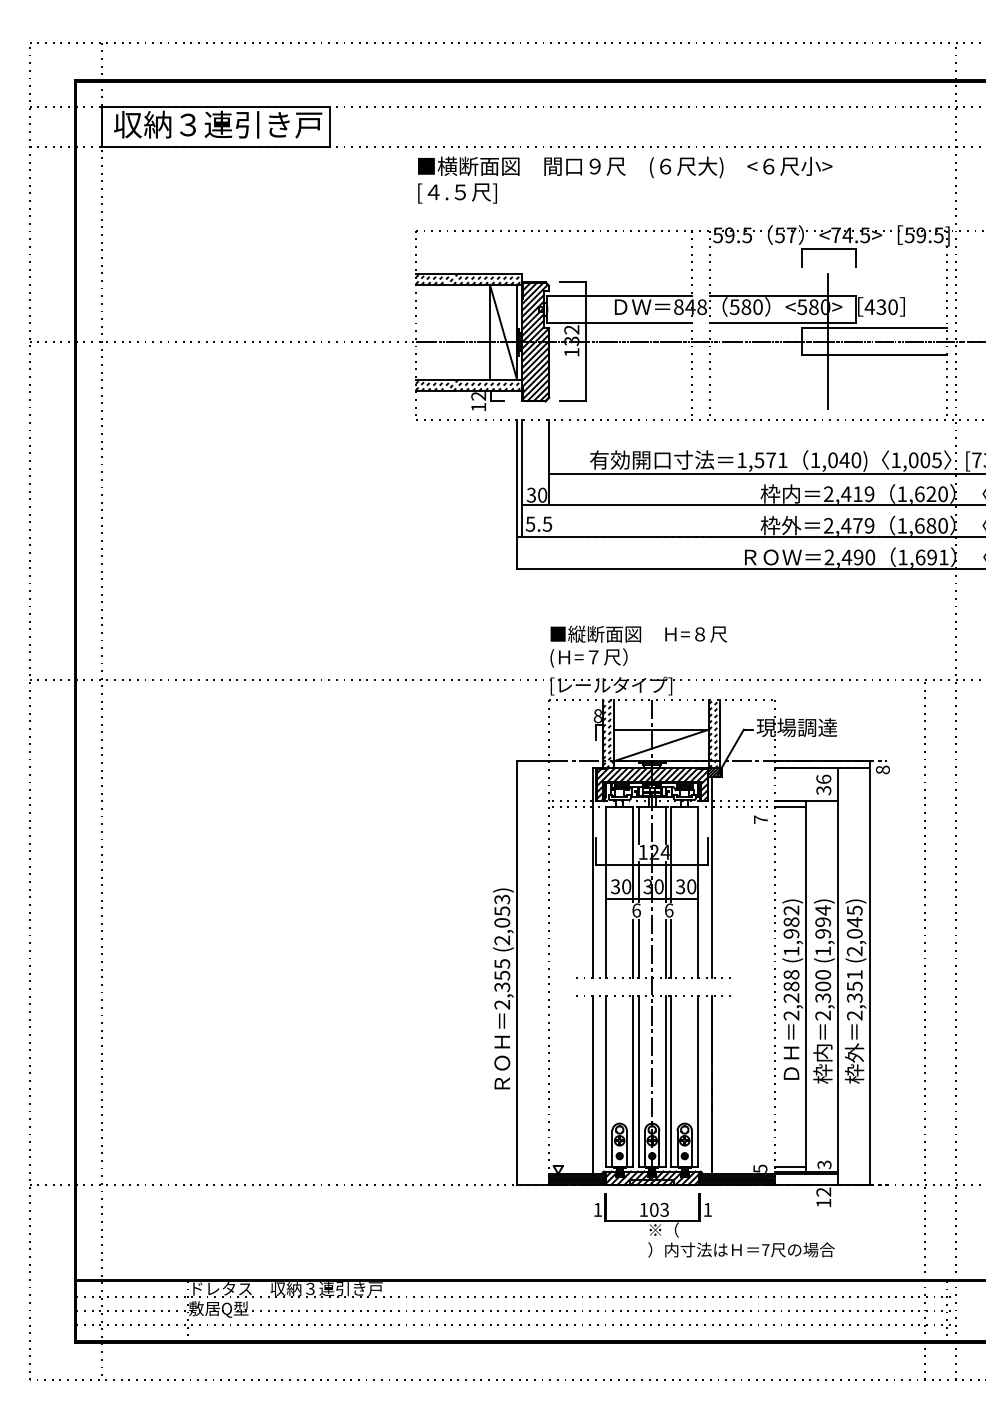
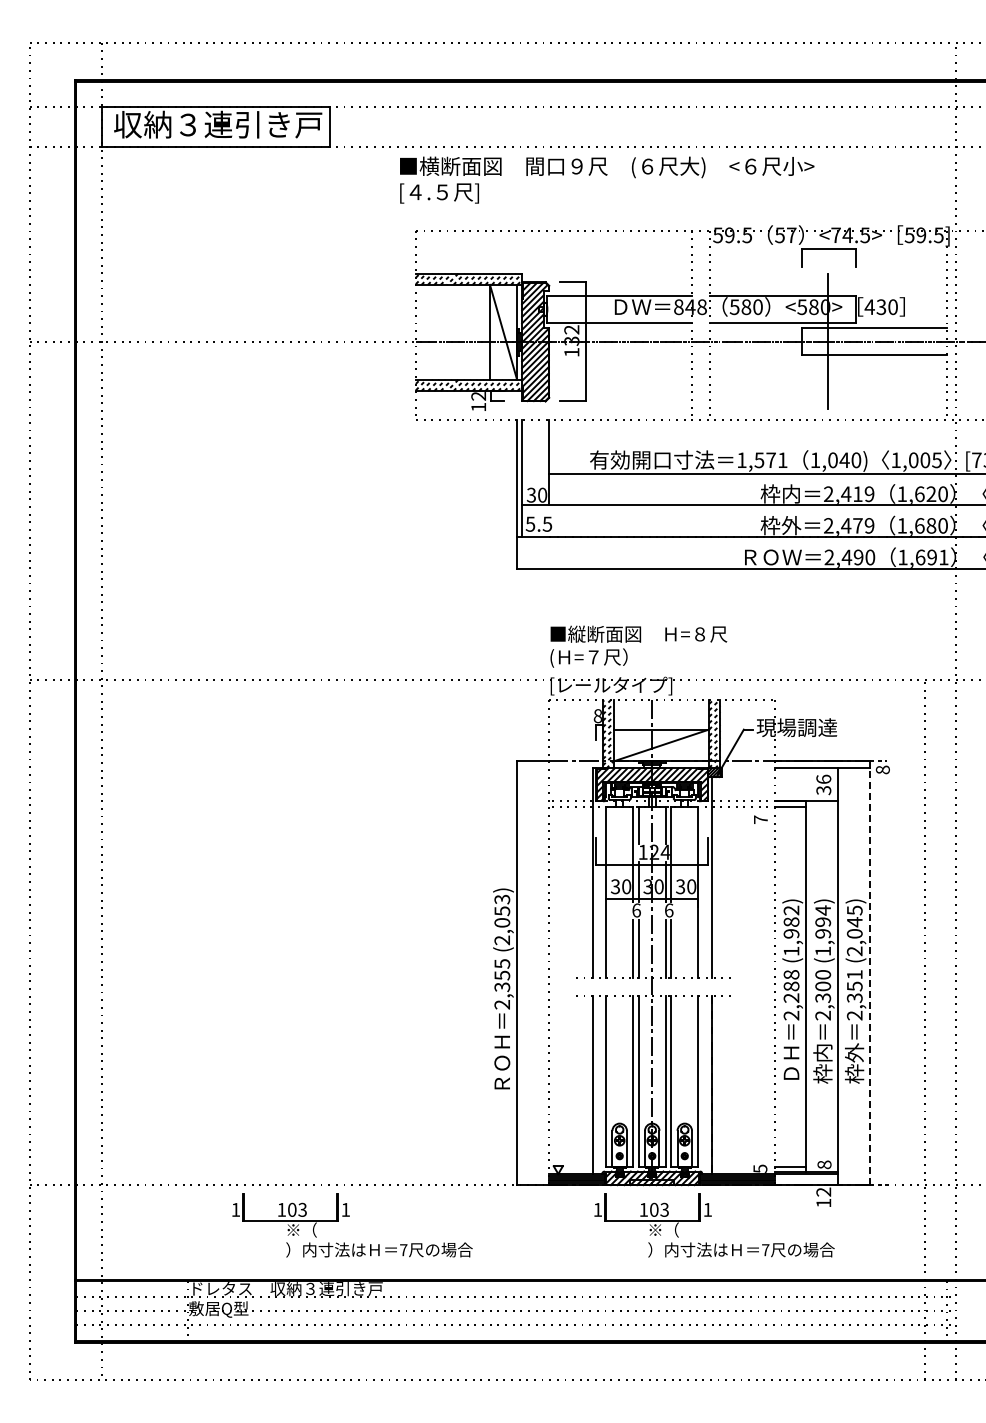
text position: (625, 179) -> (607, 179) (607, 179)
line: solid -> dashed (869, 976)
text: 3 -> 8 (824, 1164)
part: none -> present (349, 1216)
